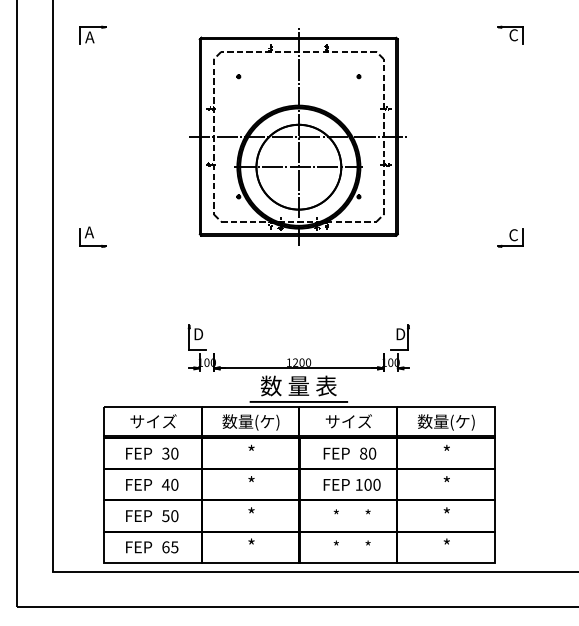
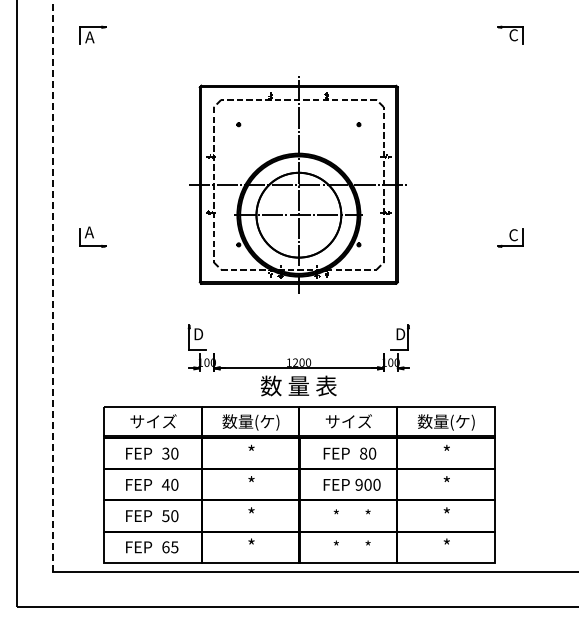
part position: (297, 136) -> (297, 184) (297, 184)
line: solid -> dashed (52, 285)
line: present -> none (298, 401)
text: 100 -> 900 (358, 484)
